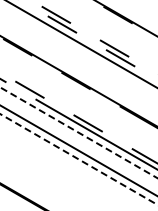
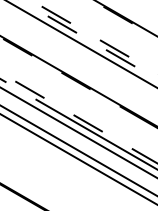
line: dashed -> solid (79, 133)
line: dashed -> solid (78, 159)
